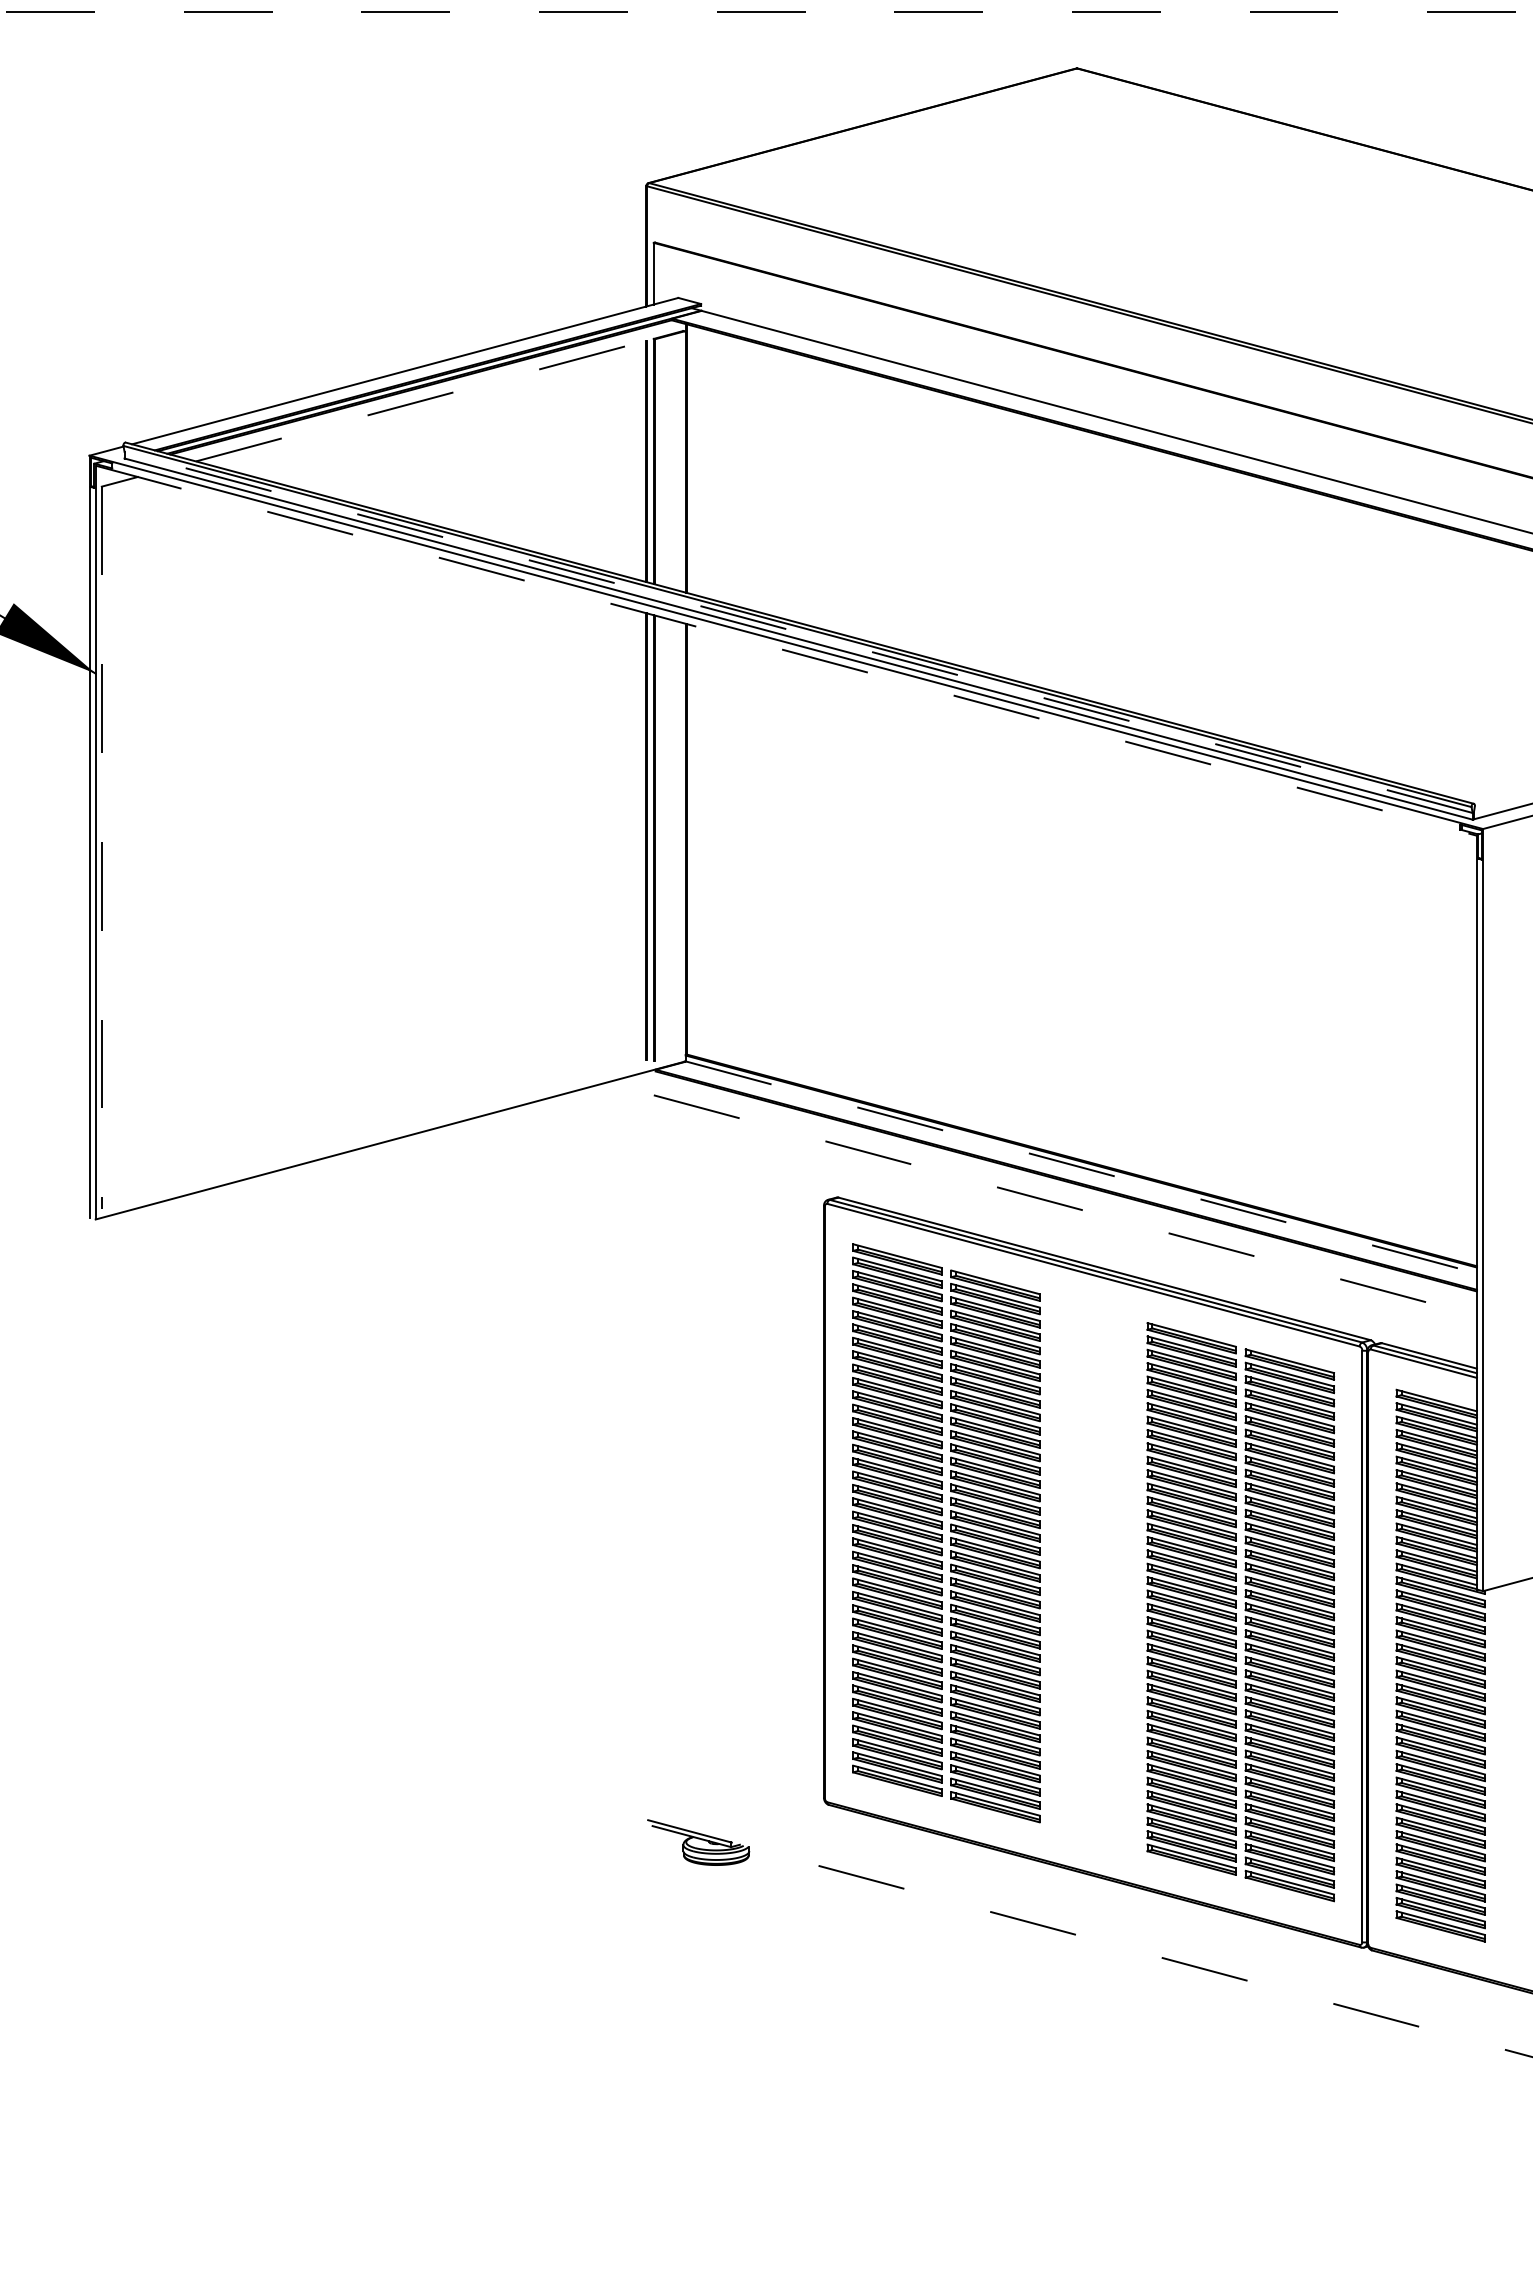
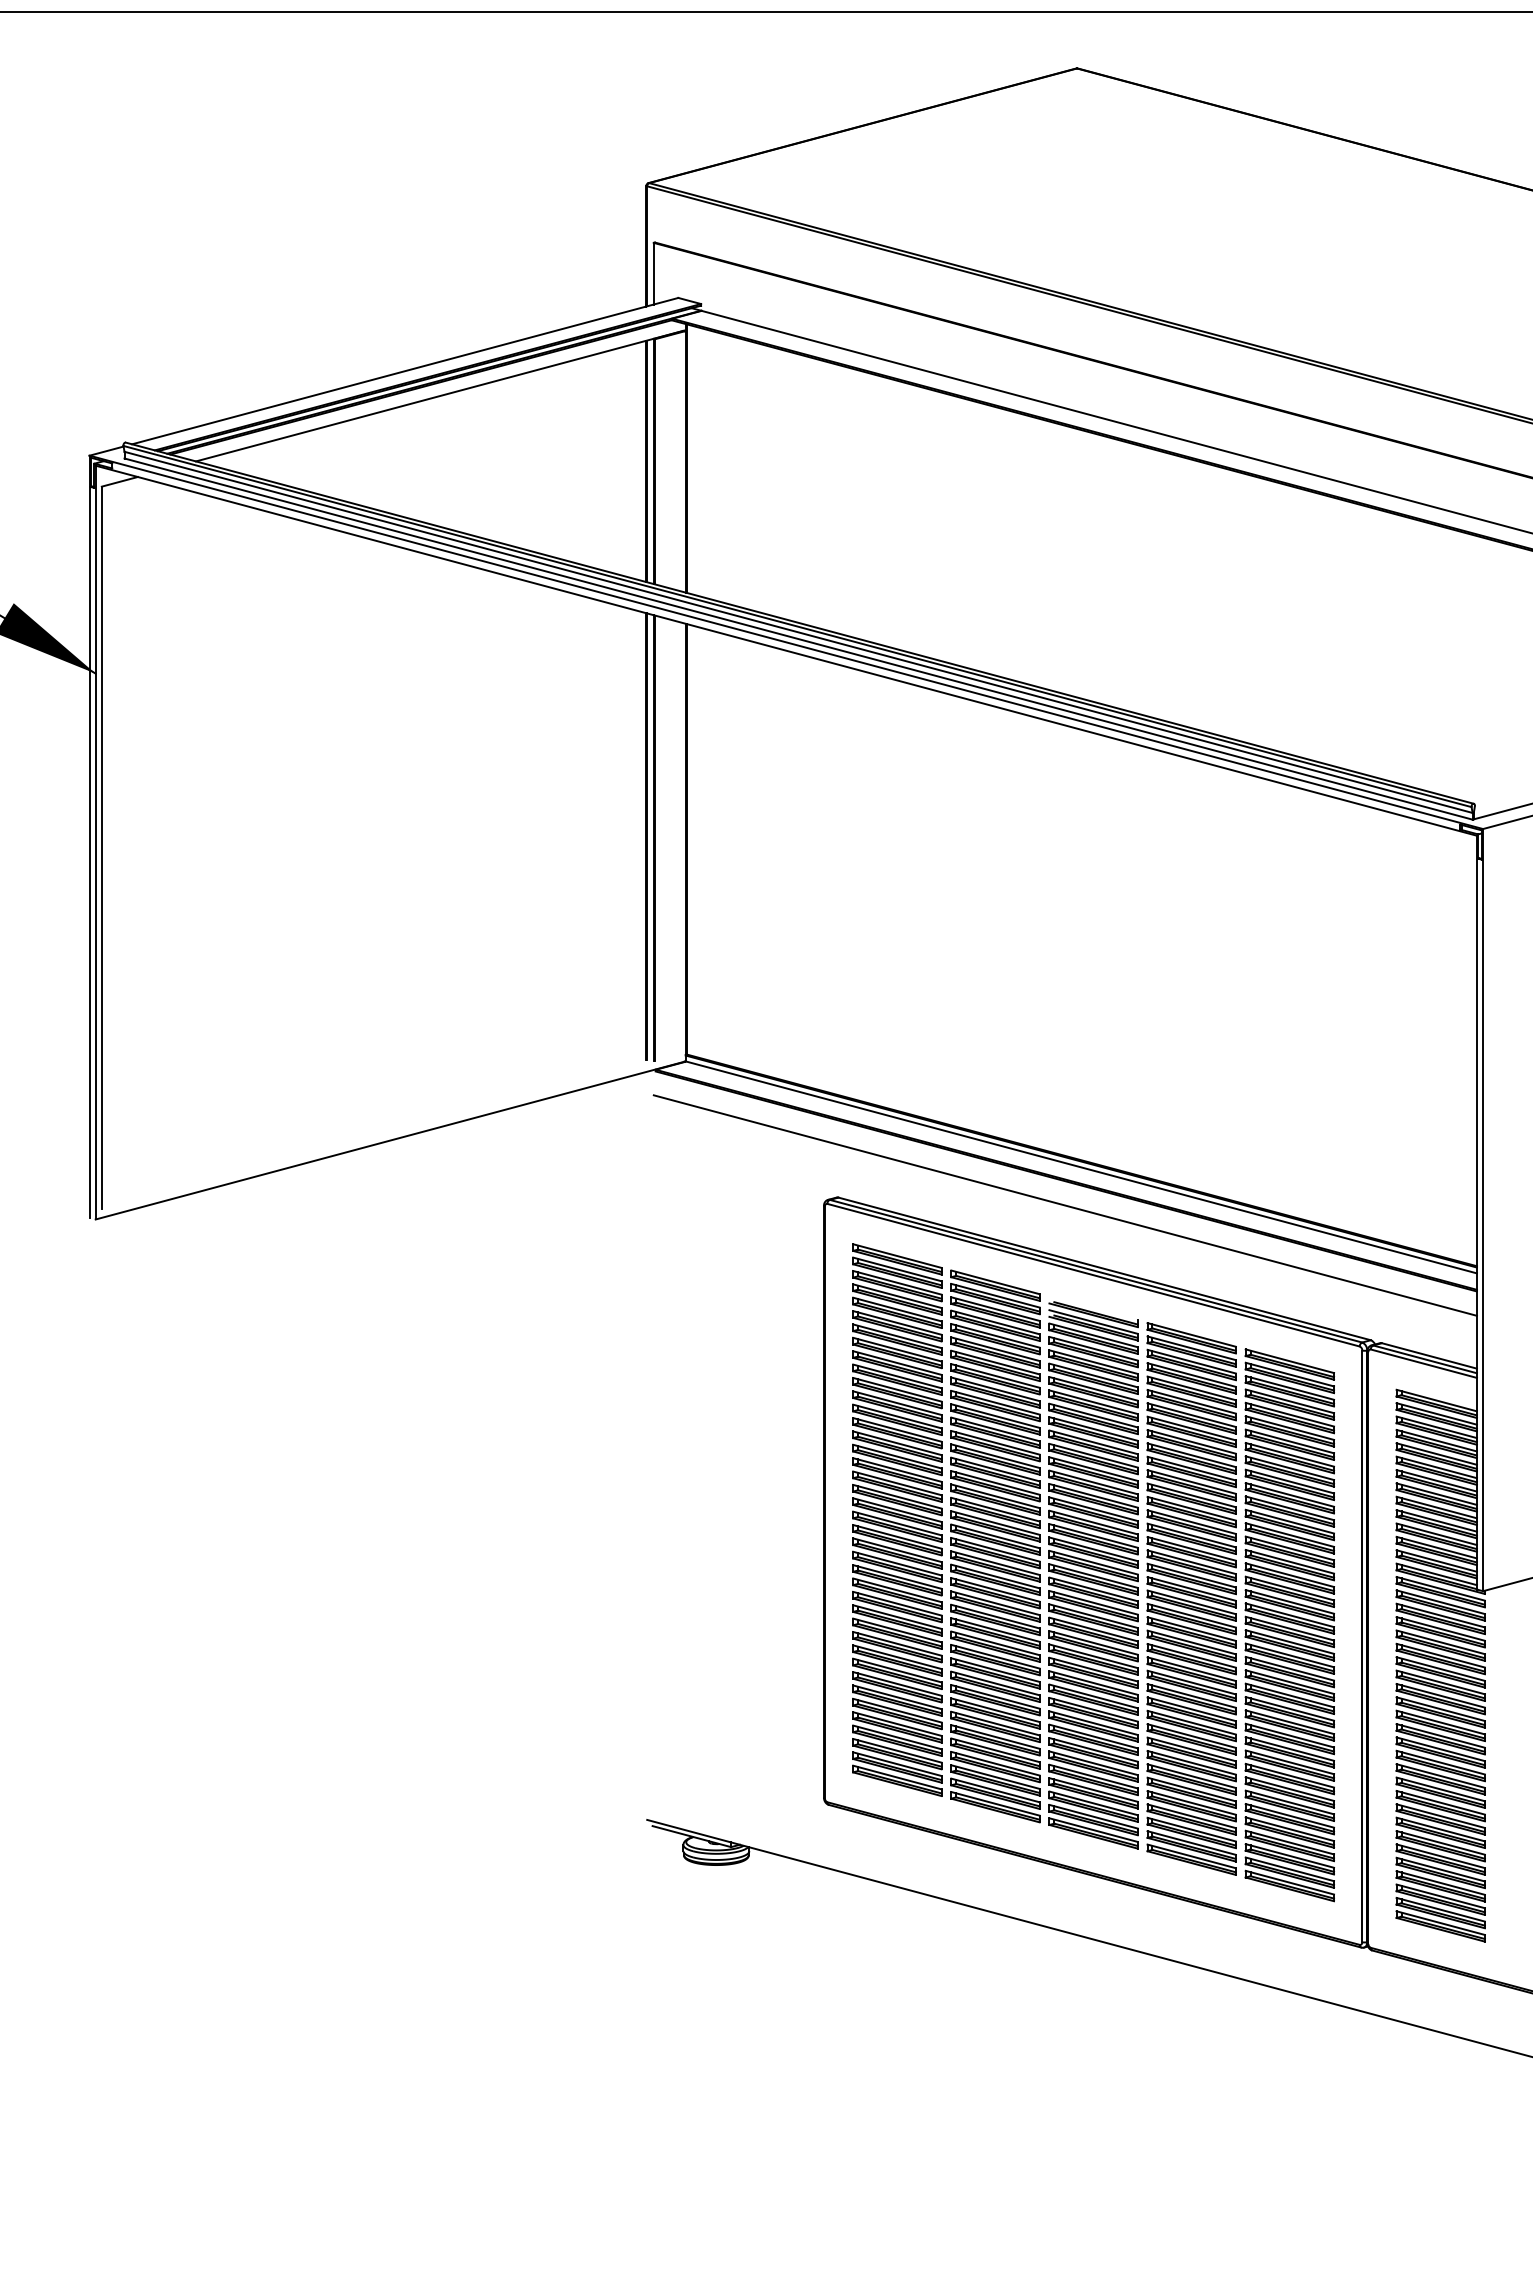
line: dashed -> solid (766, 12)
line: dashed -> solid (440, 395)
line: dashed -> solid (798, 632)
line: dashed -> solid (786, 650)
line: dashed -> solid (101, 848)
line: dashed -> solid (1081, 1167)
line: dashed -> solid (1065, 1205)
part: none -> present (1093, 1575)
line: dashed -> solid (1089, 1938)
